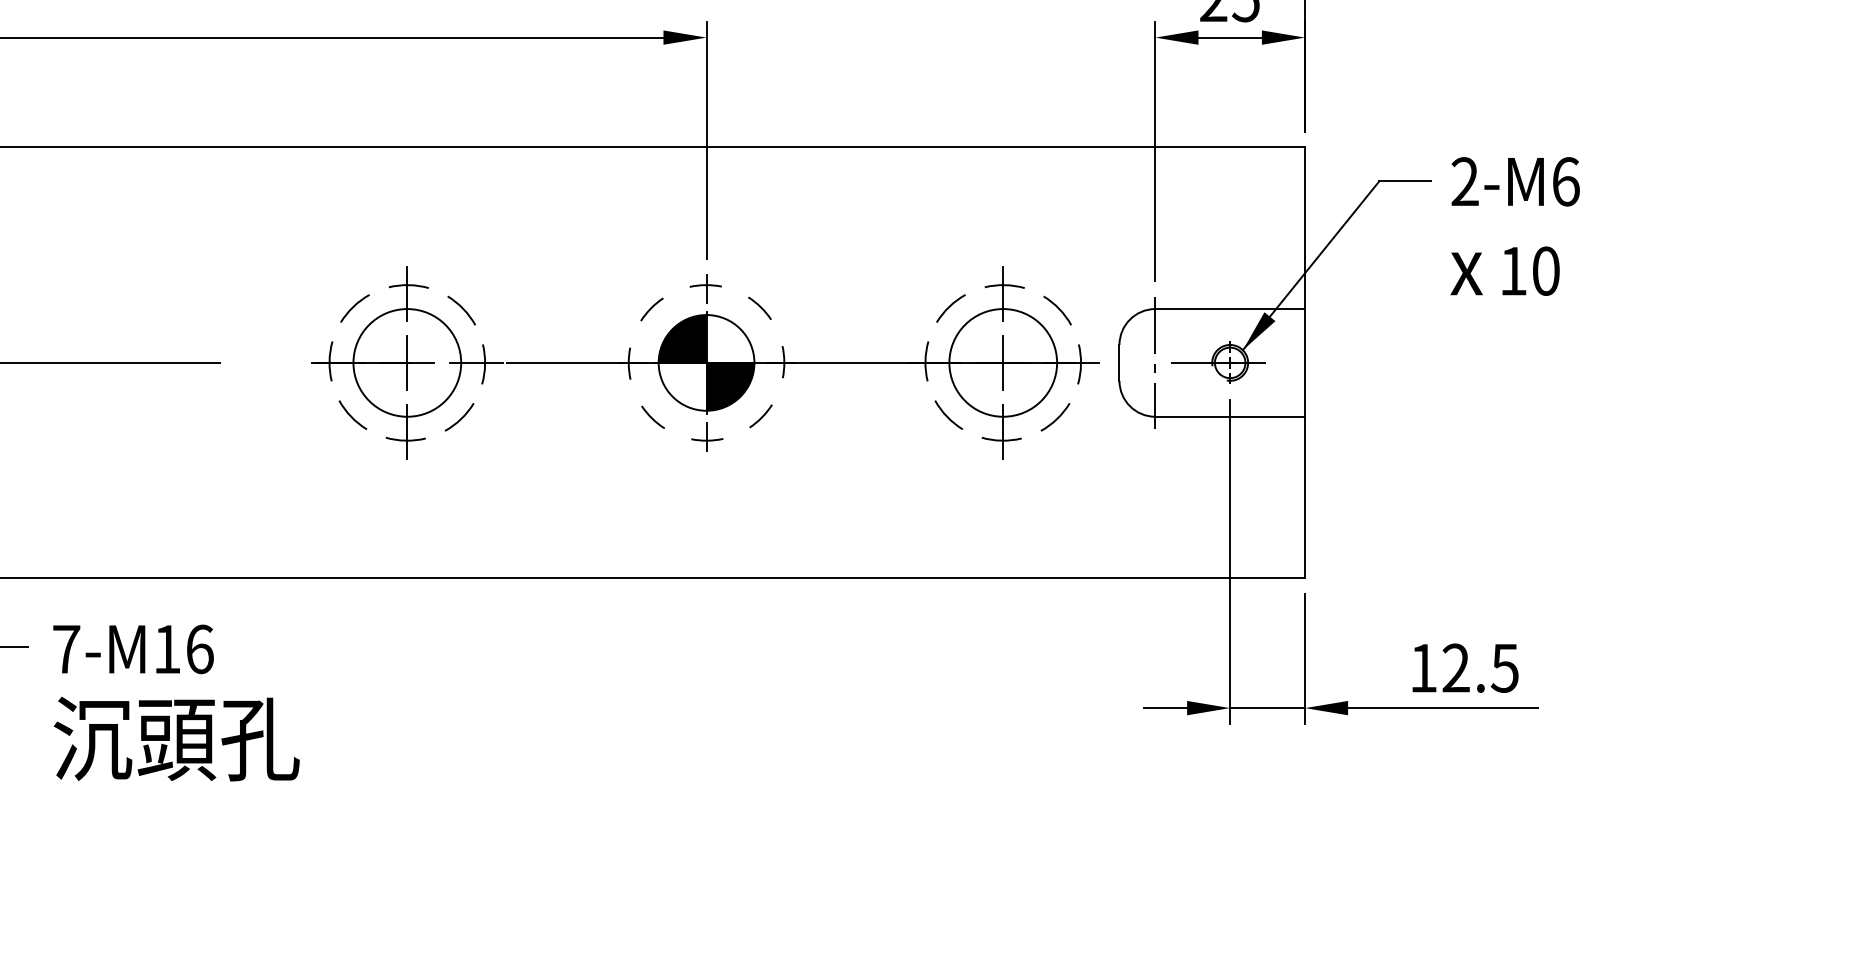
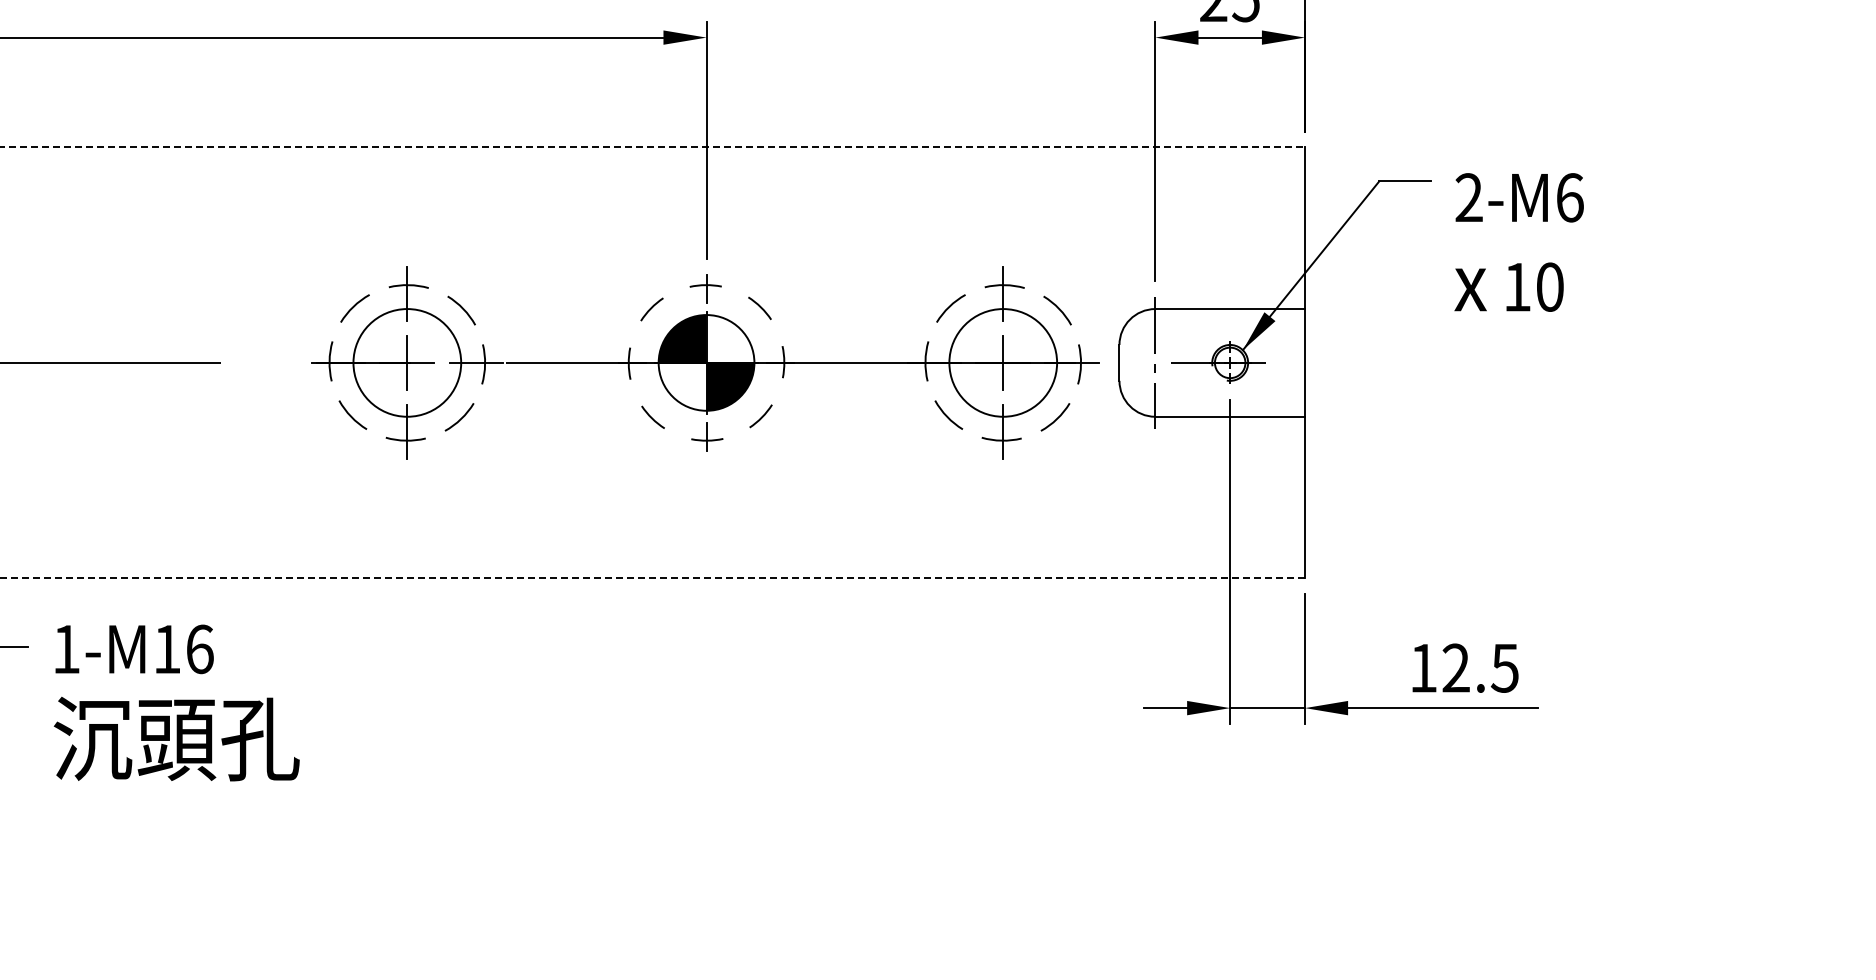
line: solid -> dashed (653, 147)
text position: (1514, 226) -> (1518, 242) (1518, 242)
line: solid -> dashed (652, 578)
text: 7-M16 -> 1-M16 (66, 649)
